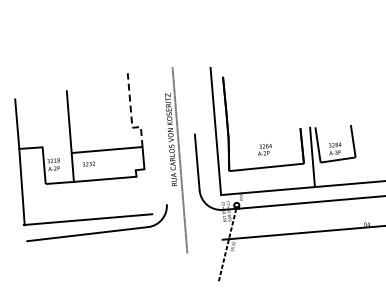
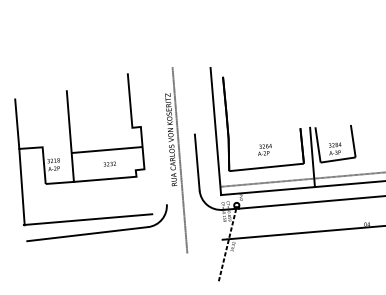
line: dashed -> solid (131, 115)
text position: (88, 163) -> (109, 163) (109, 163)
line: none -> present (301, 179)
